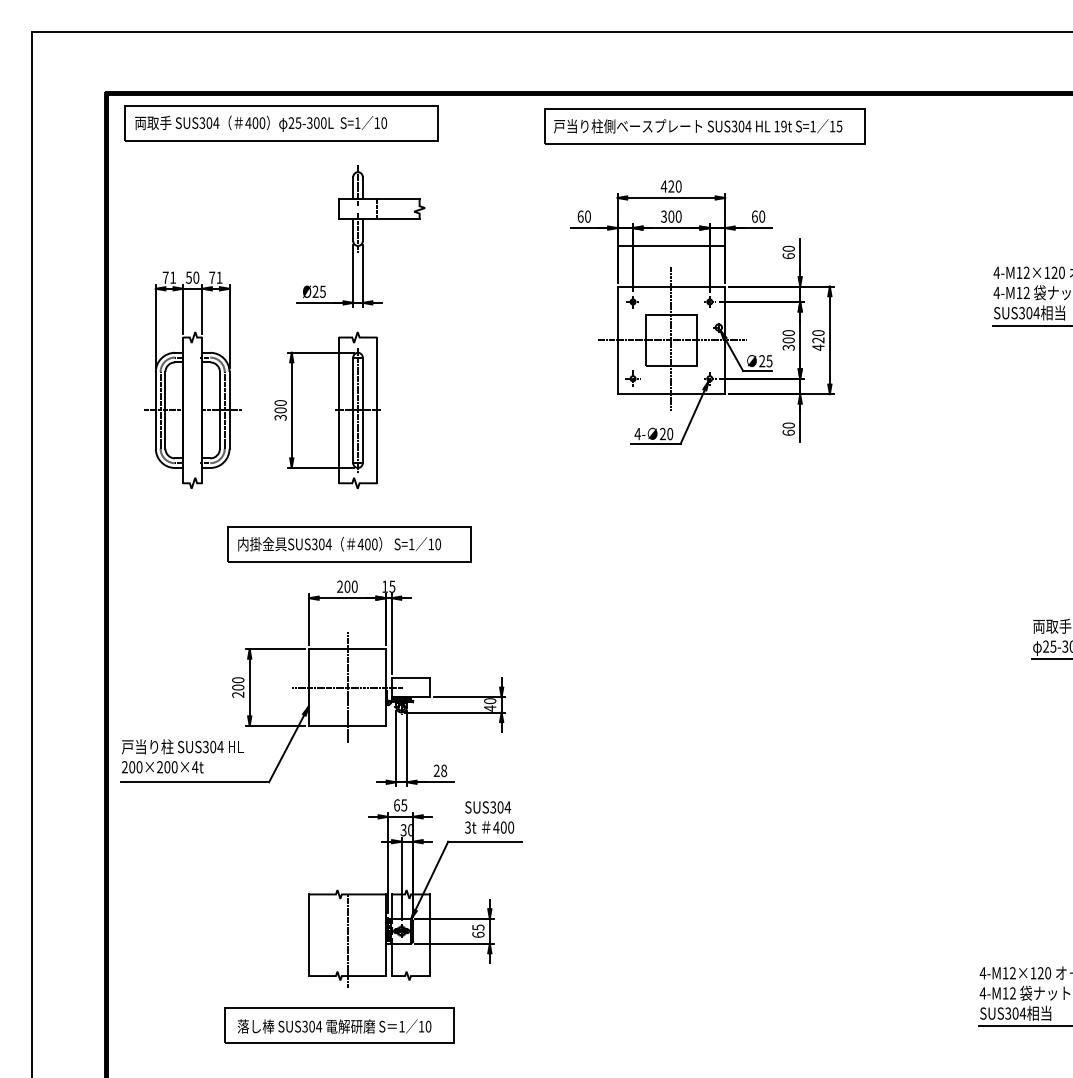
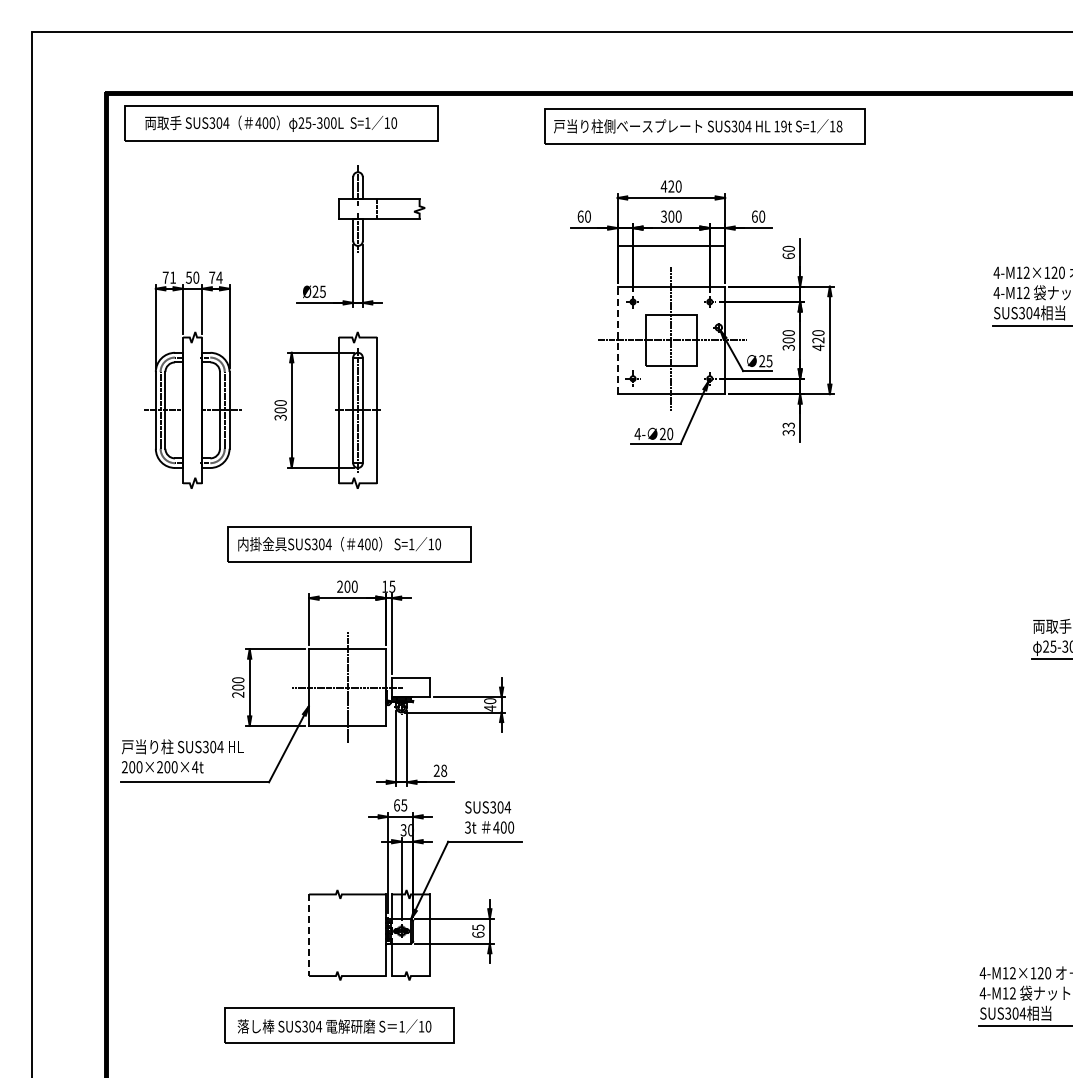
text position: (261, 123) -> (271, 123) (271, 123)
text: 15 -> 18 (839, 126)
text: 71 -> 74 (219, 277)
line: solid -> dashed (617, 340)
text: 60 -> 33 (788, 428)
line: solid -> dashed (309, 935)
line: present -> none (347, 941)
